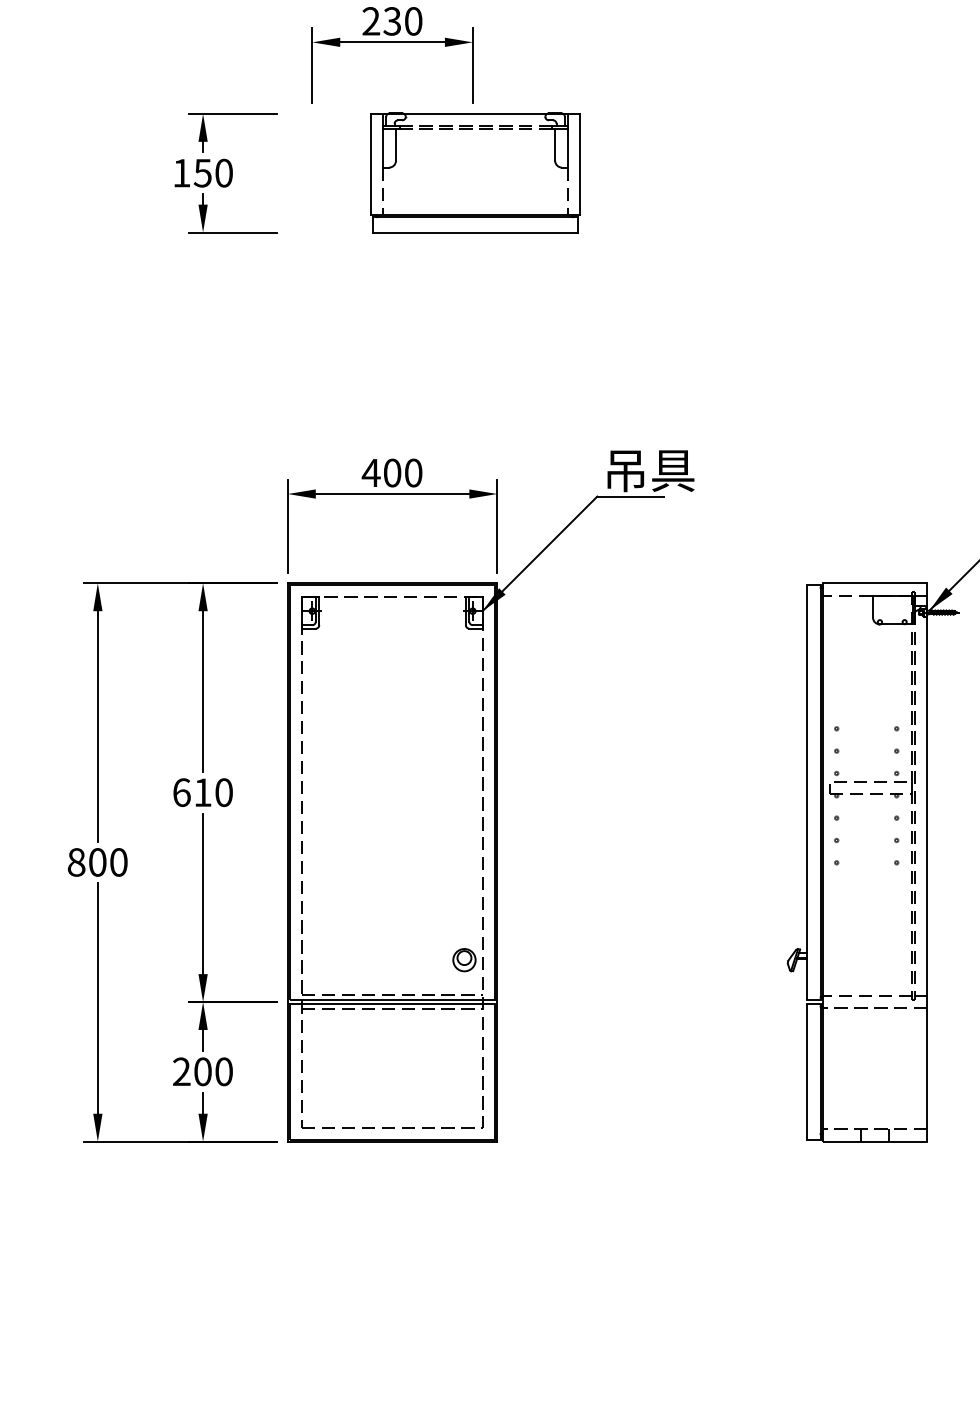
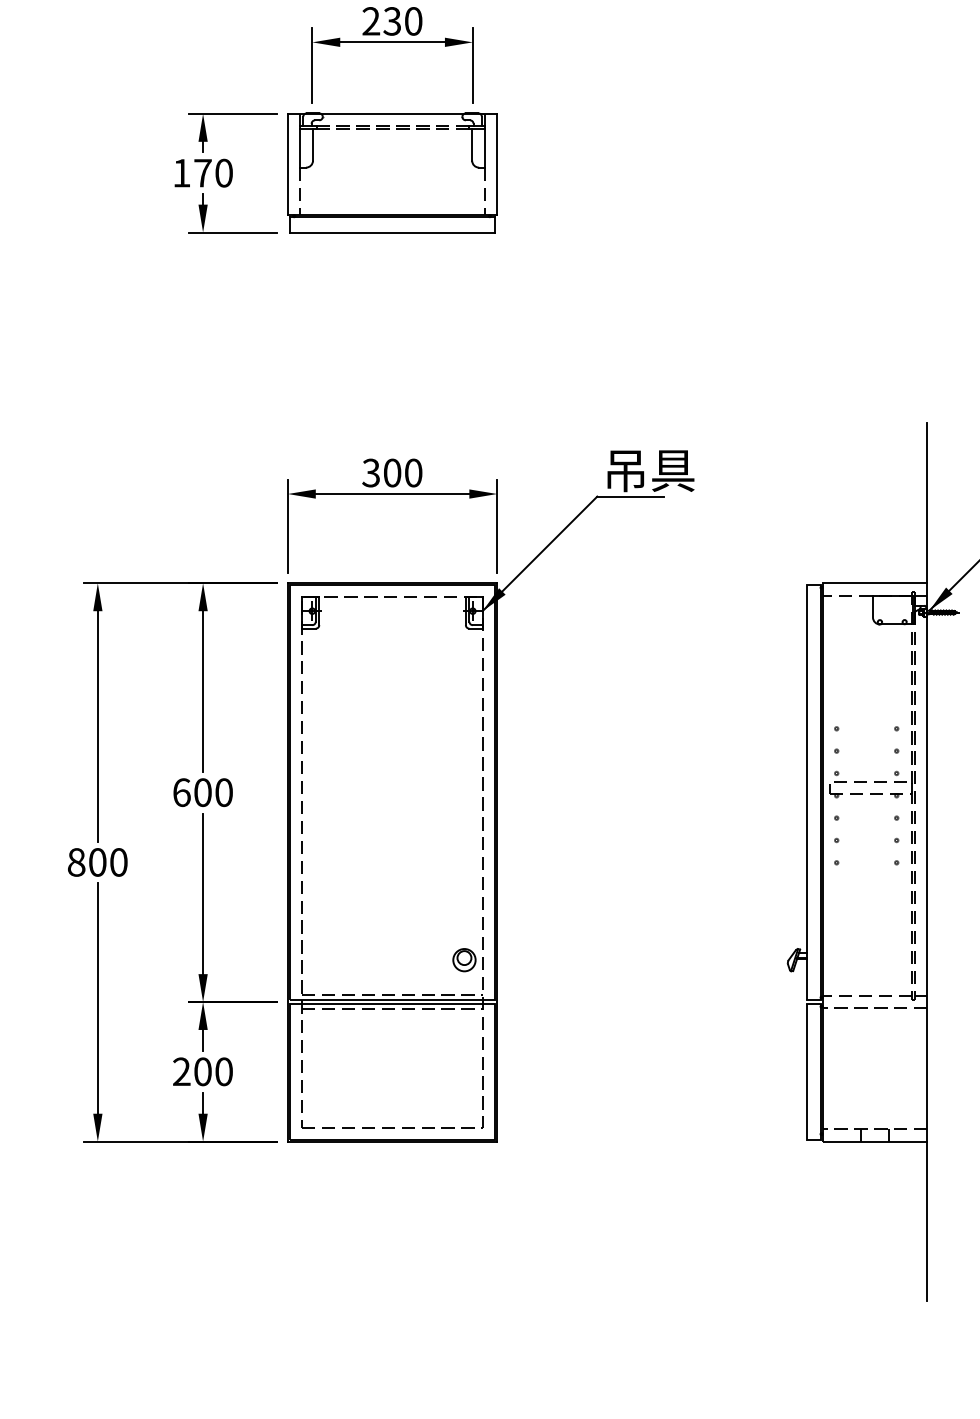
part position: (475, 172) -> (392, 172) (392, 172)
text: 150 -> 170 (202, 173)
text: 400 -> 300 (370, 472)
line: none -> present (927, 502)
text: 610 -> 600 (202, 792)
line: none -> present (927, 1221)
